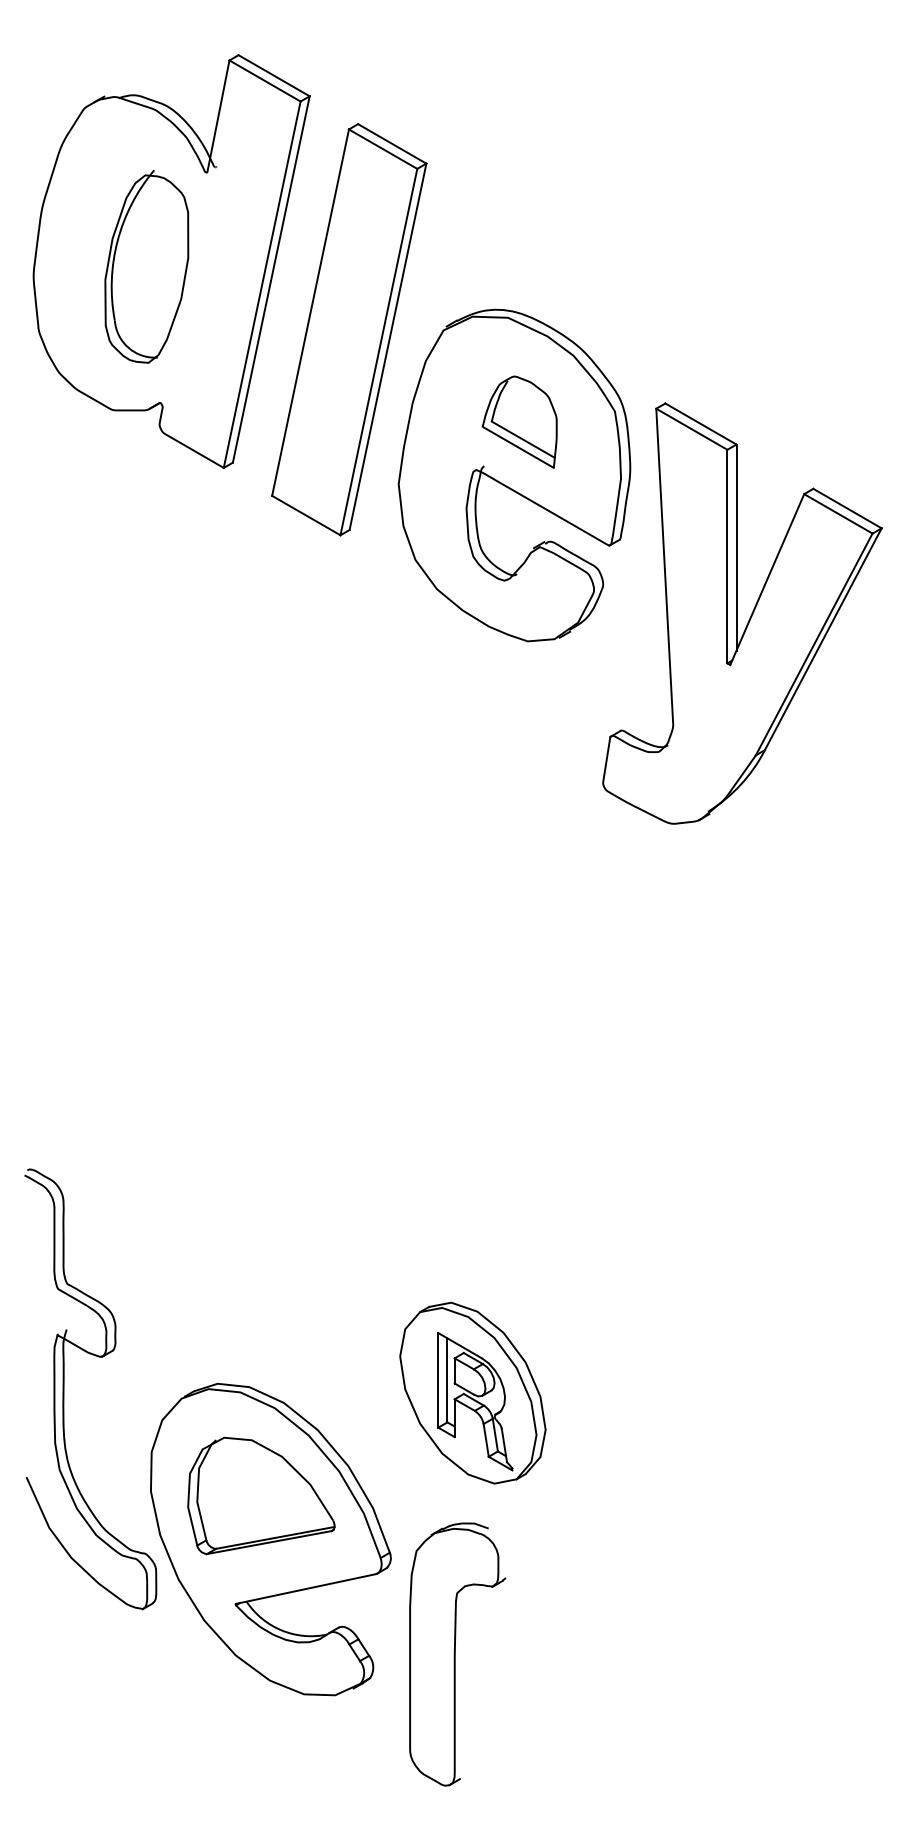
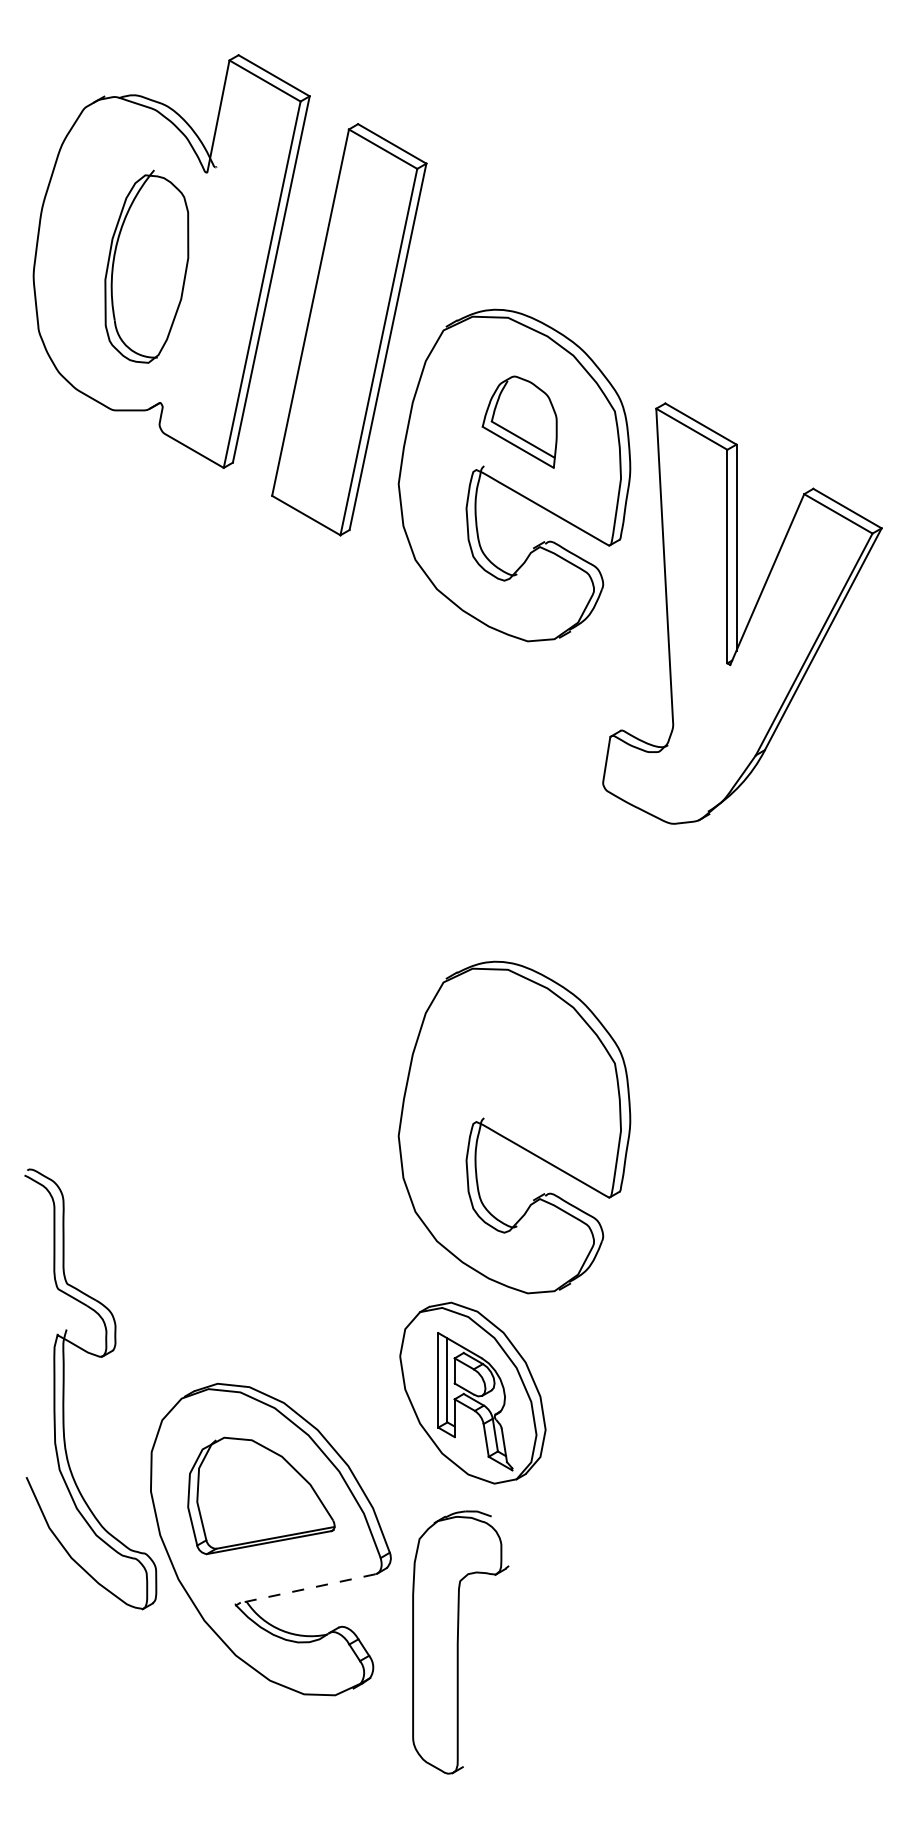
part: none -> present (514, 1127)
line: solid -> dashed (305, 1589)
part position: (457, 1654) -> (460, 1642) (460, 1642)
